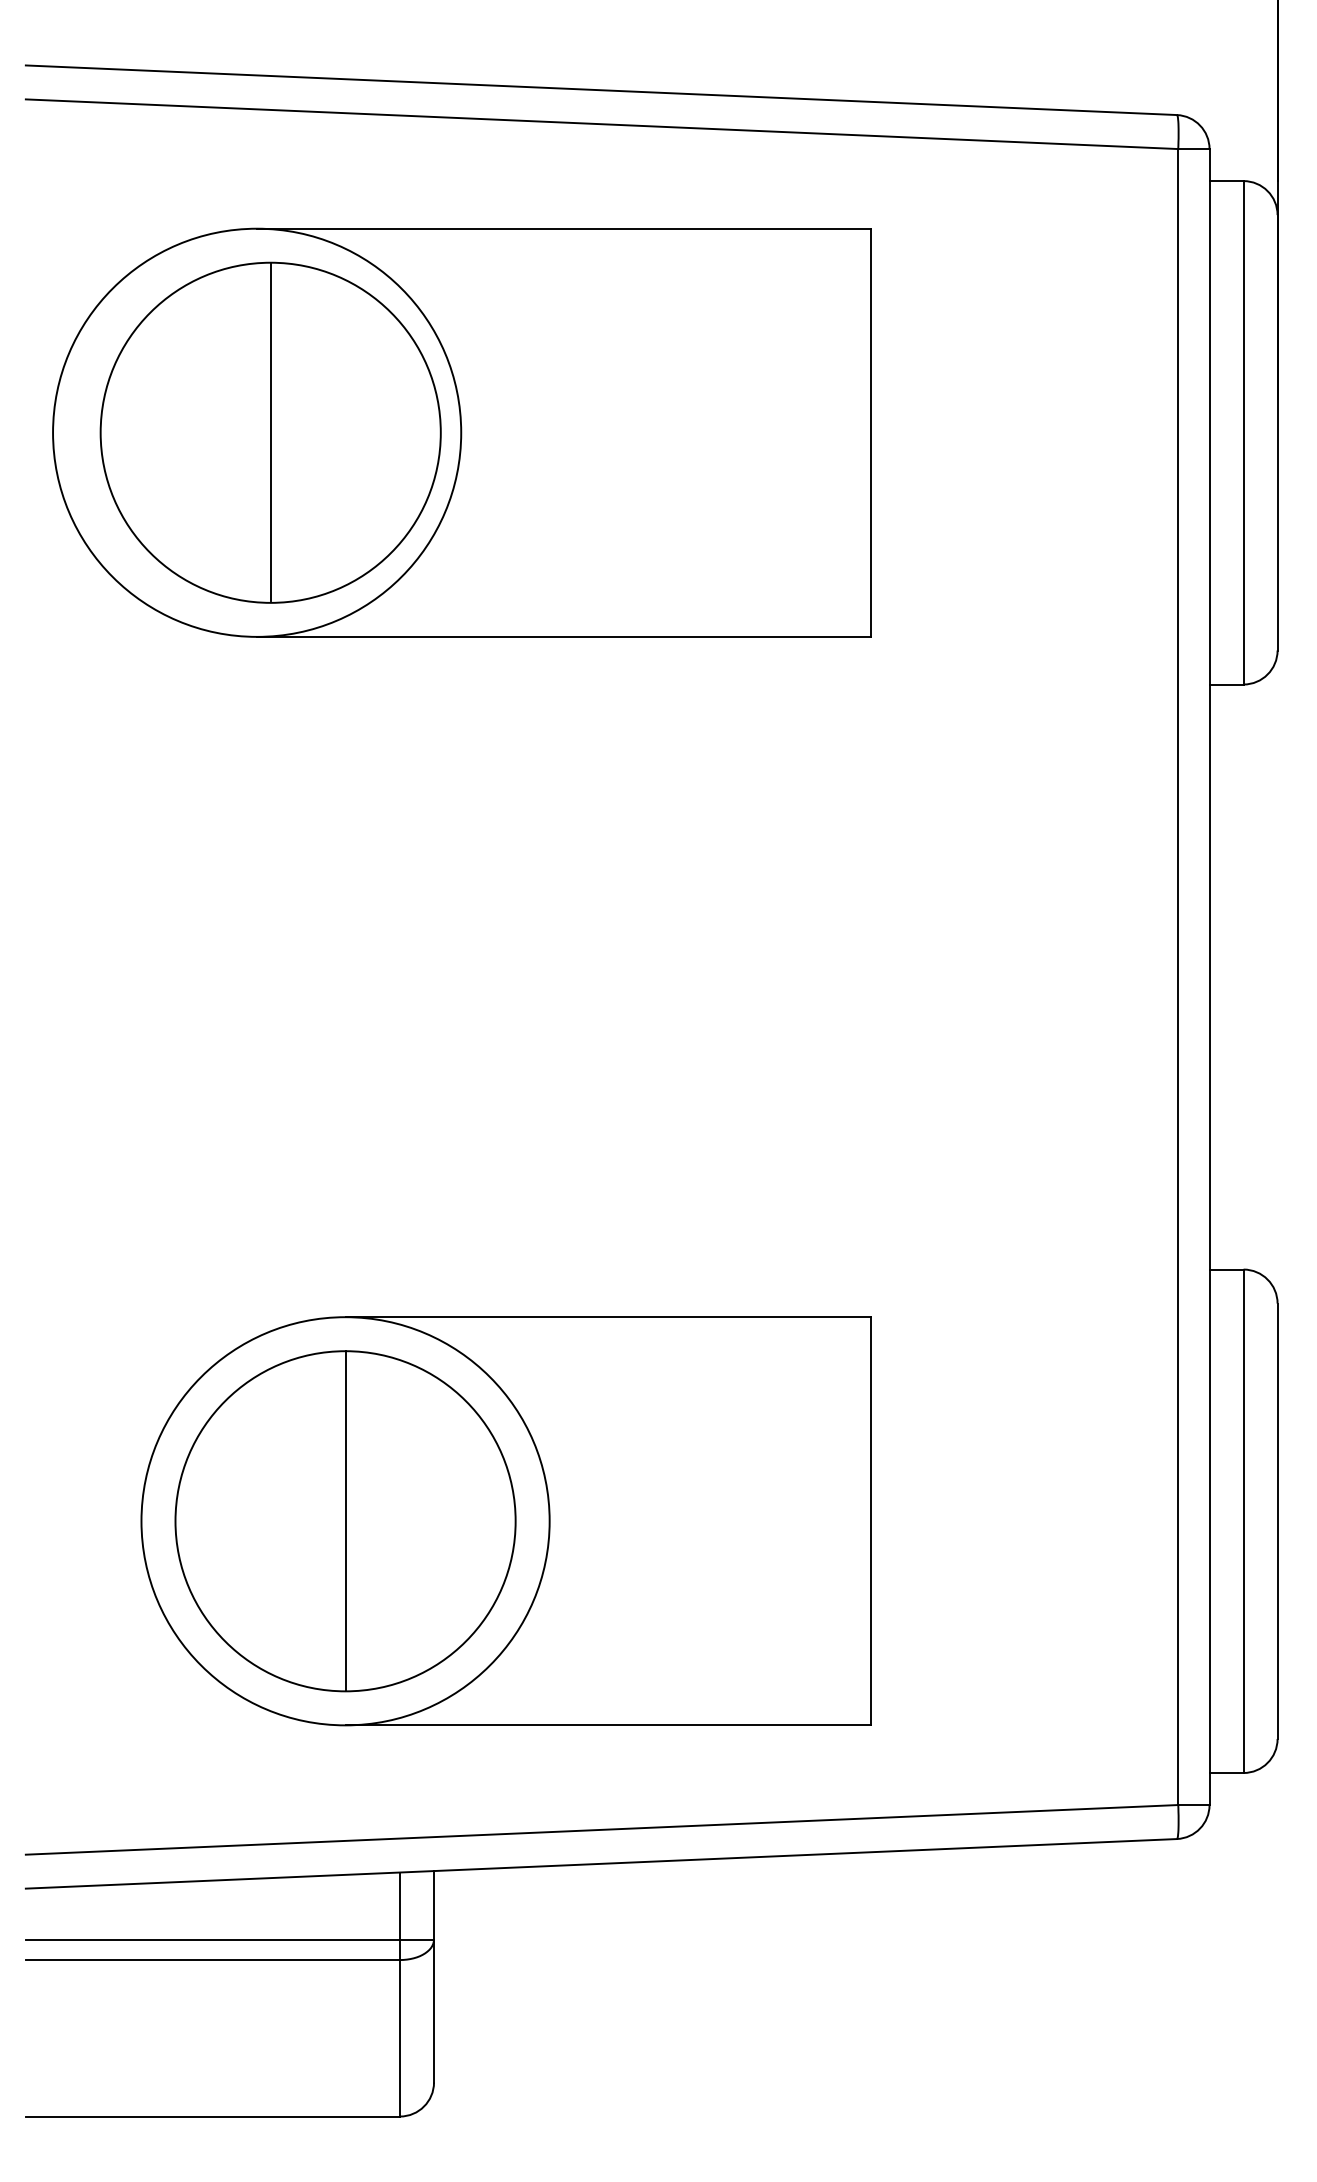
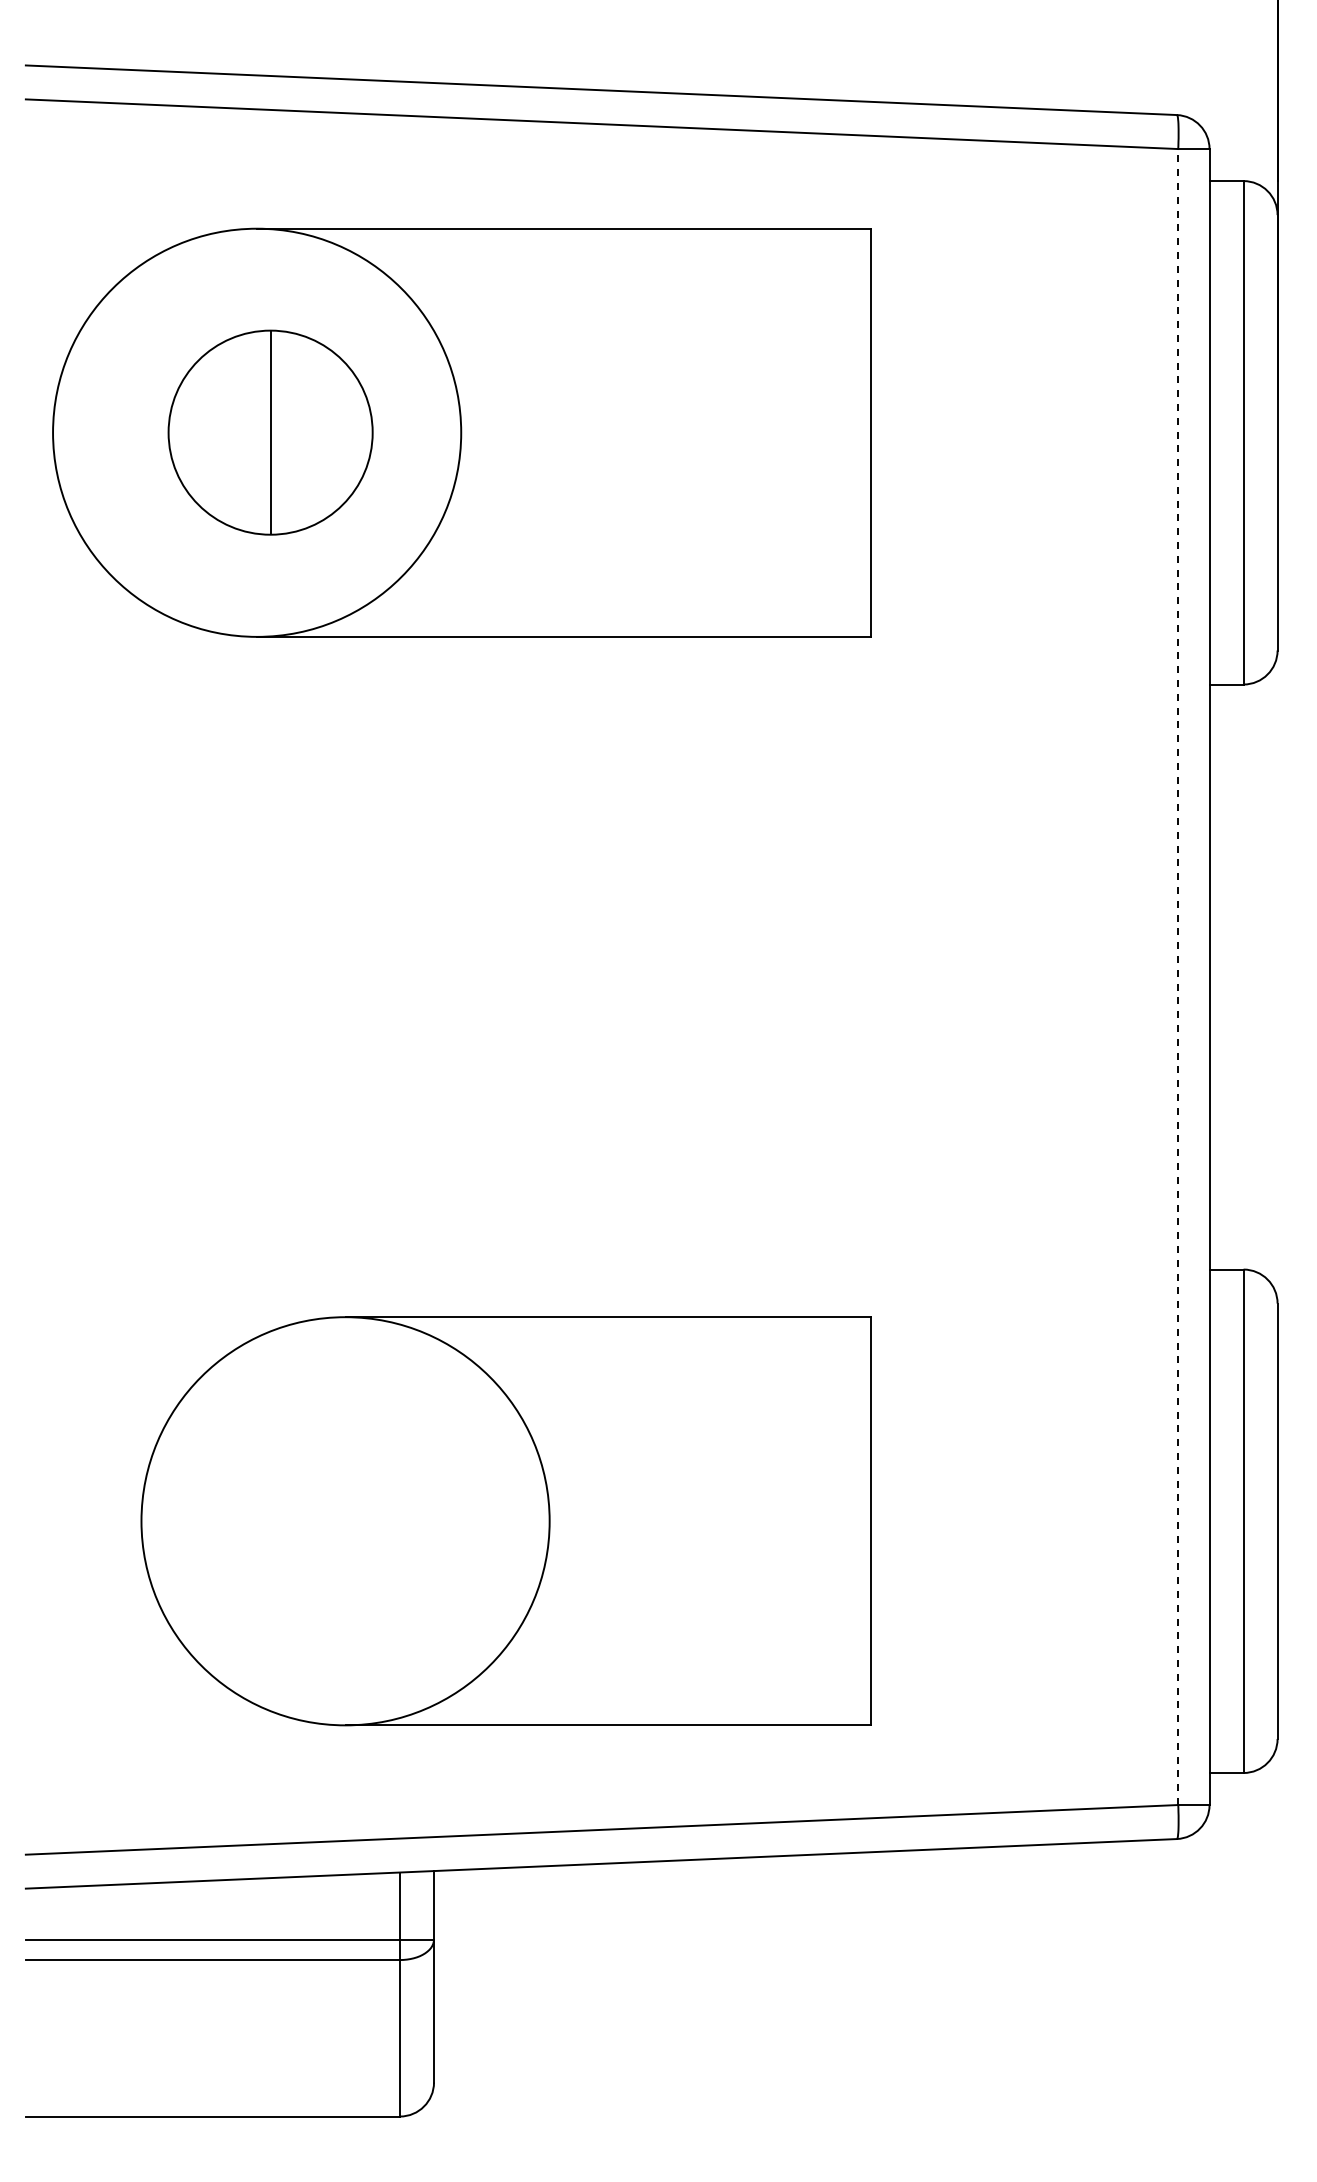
part size: 343x343 px -> 207x207 px (270, 432)
line: solid -> dashed (1178, 977)
part: present -> none (345, 1521)
